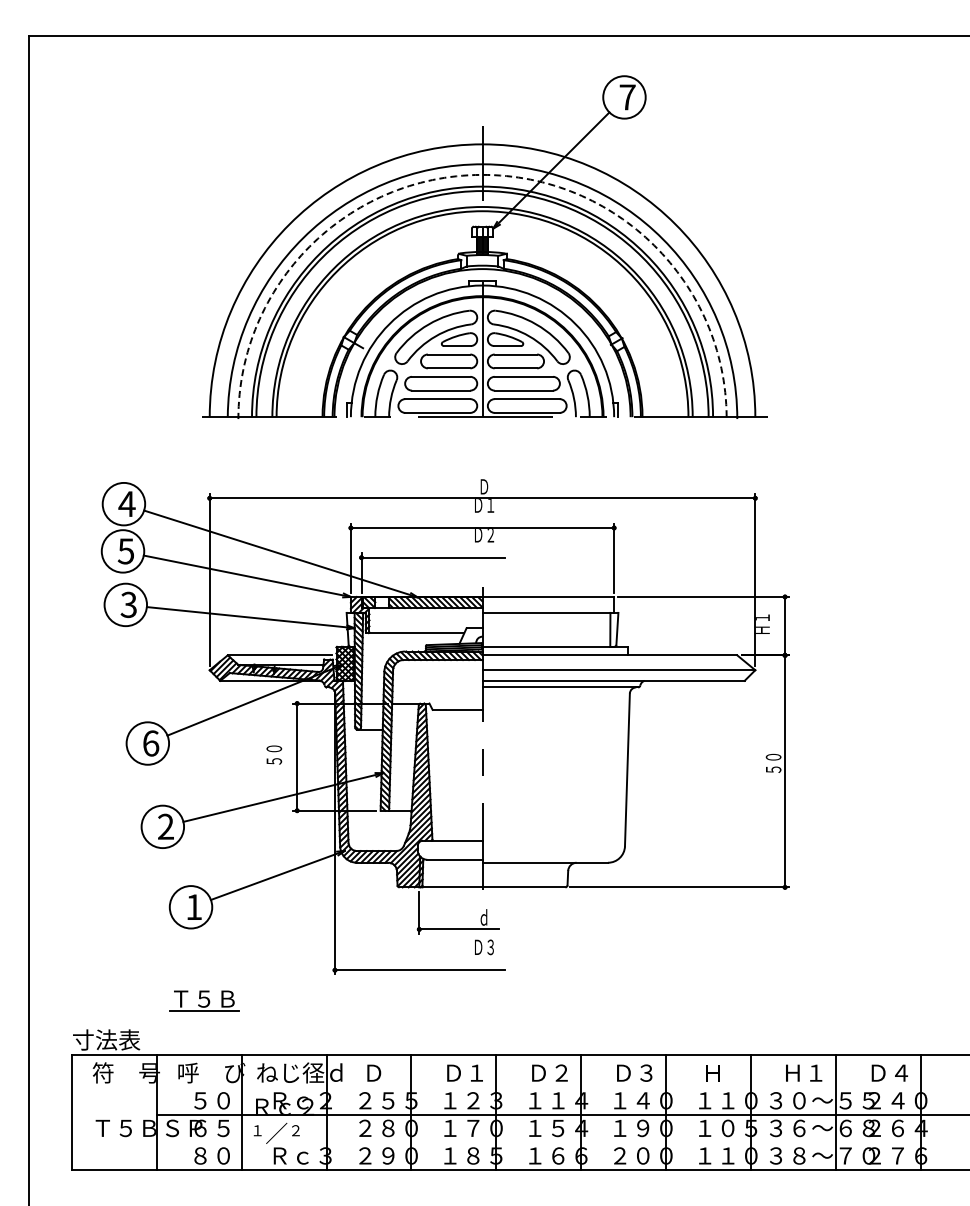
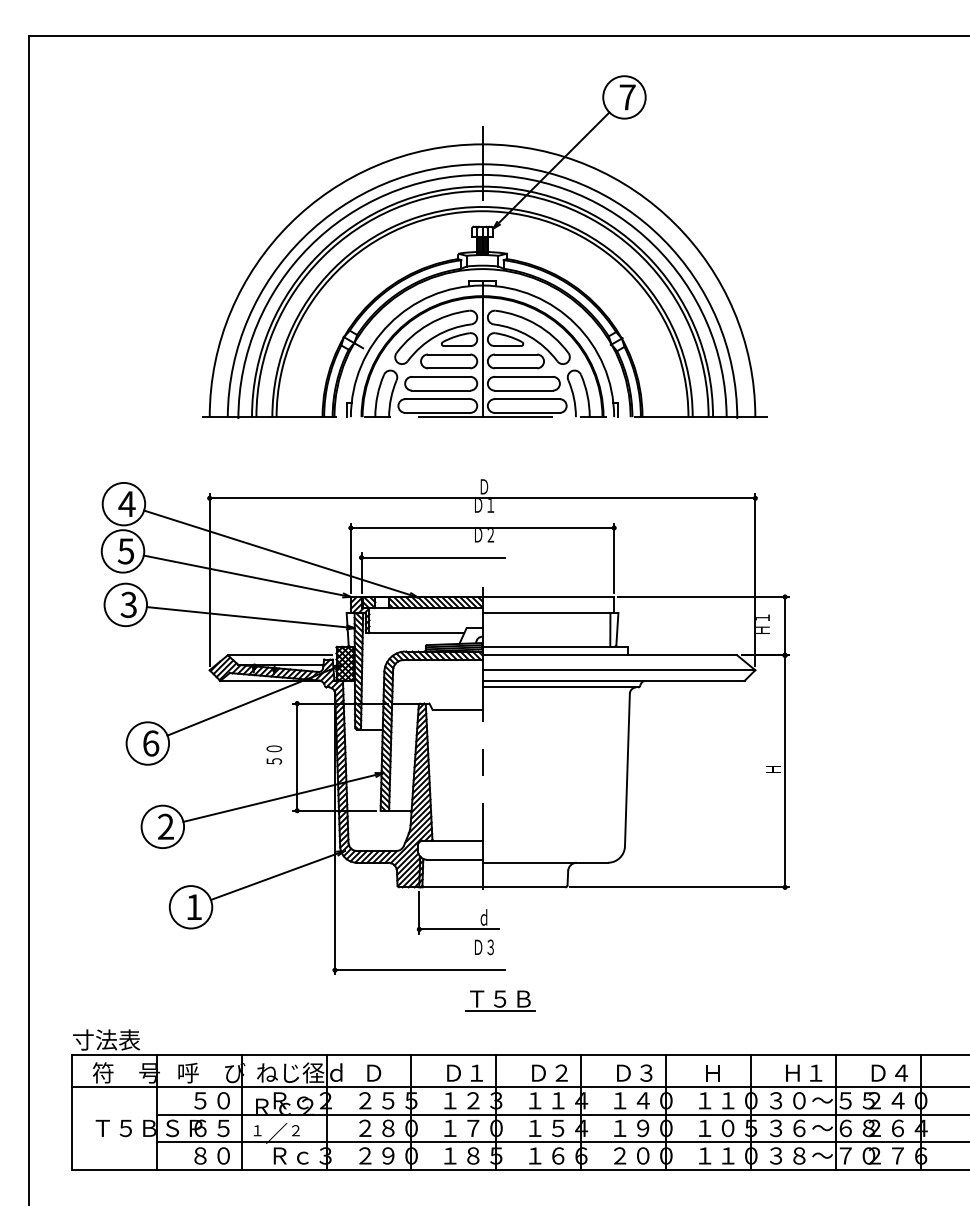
arc: dashed -> solid (481, 174)
text: ５０ -> Ｈ (773, 762)
part position: (204, 1000) -> (500, 1000) (500, 1000)
line: none -> present (518, 1087)
line: none -> present (561, 1142)
